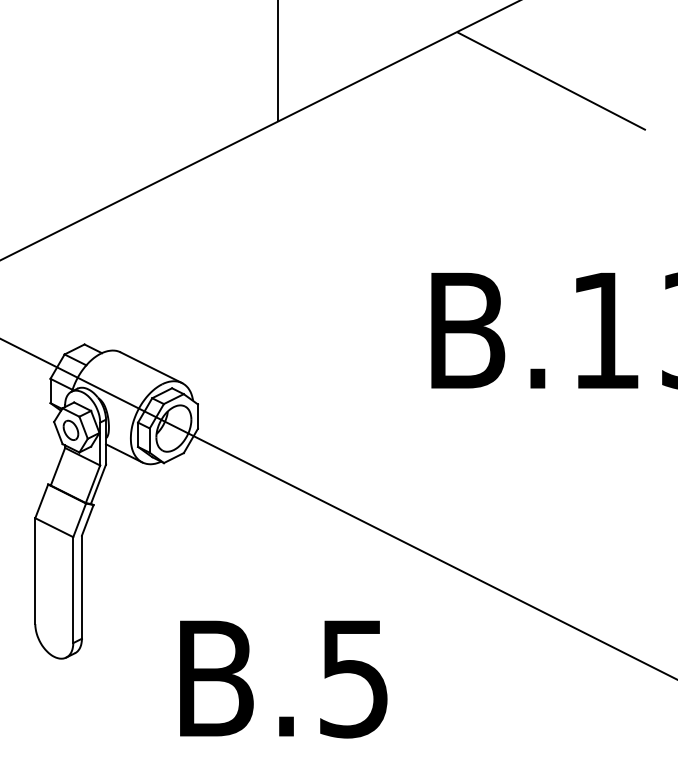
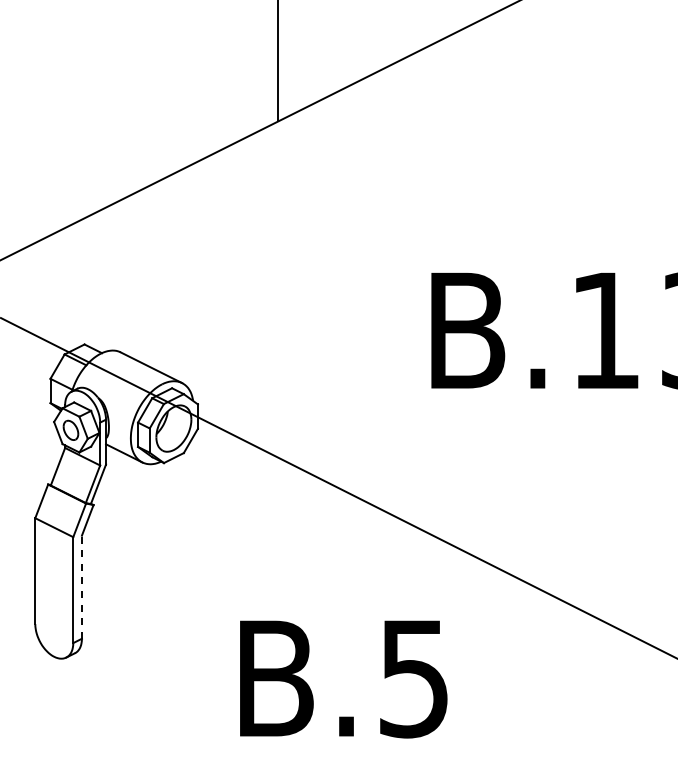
line: present -> none (551, 80)
line position: (338, 508) -> (338, 487) (338, 487)
line: solid -> dashed (81, 587)
text position: (283, 679) -> (343, 679) (343, 679)
